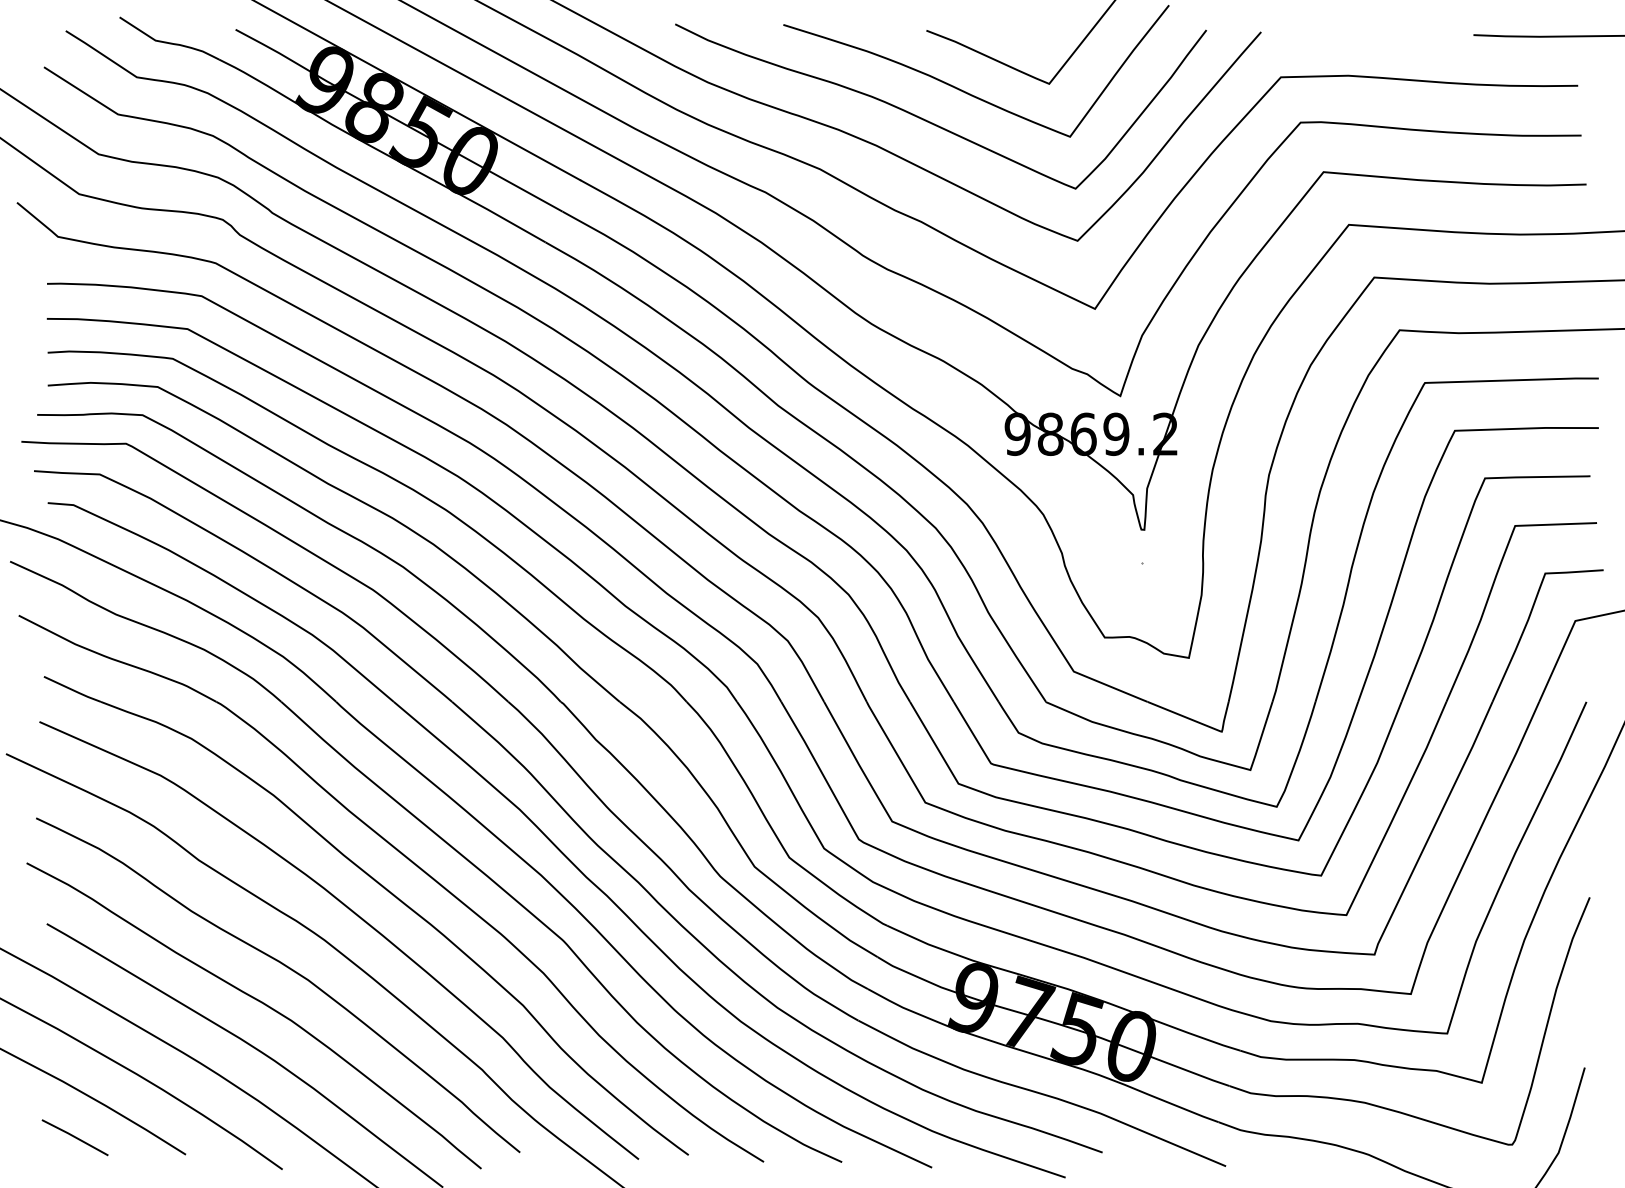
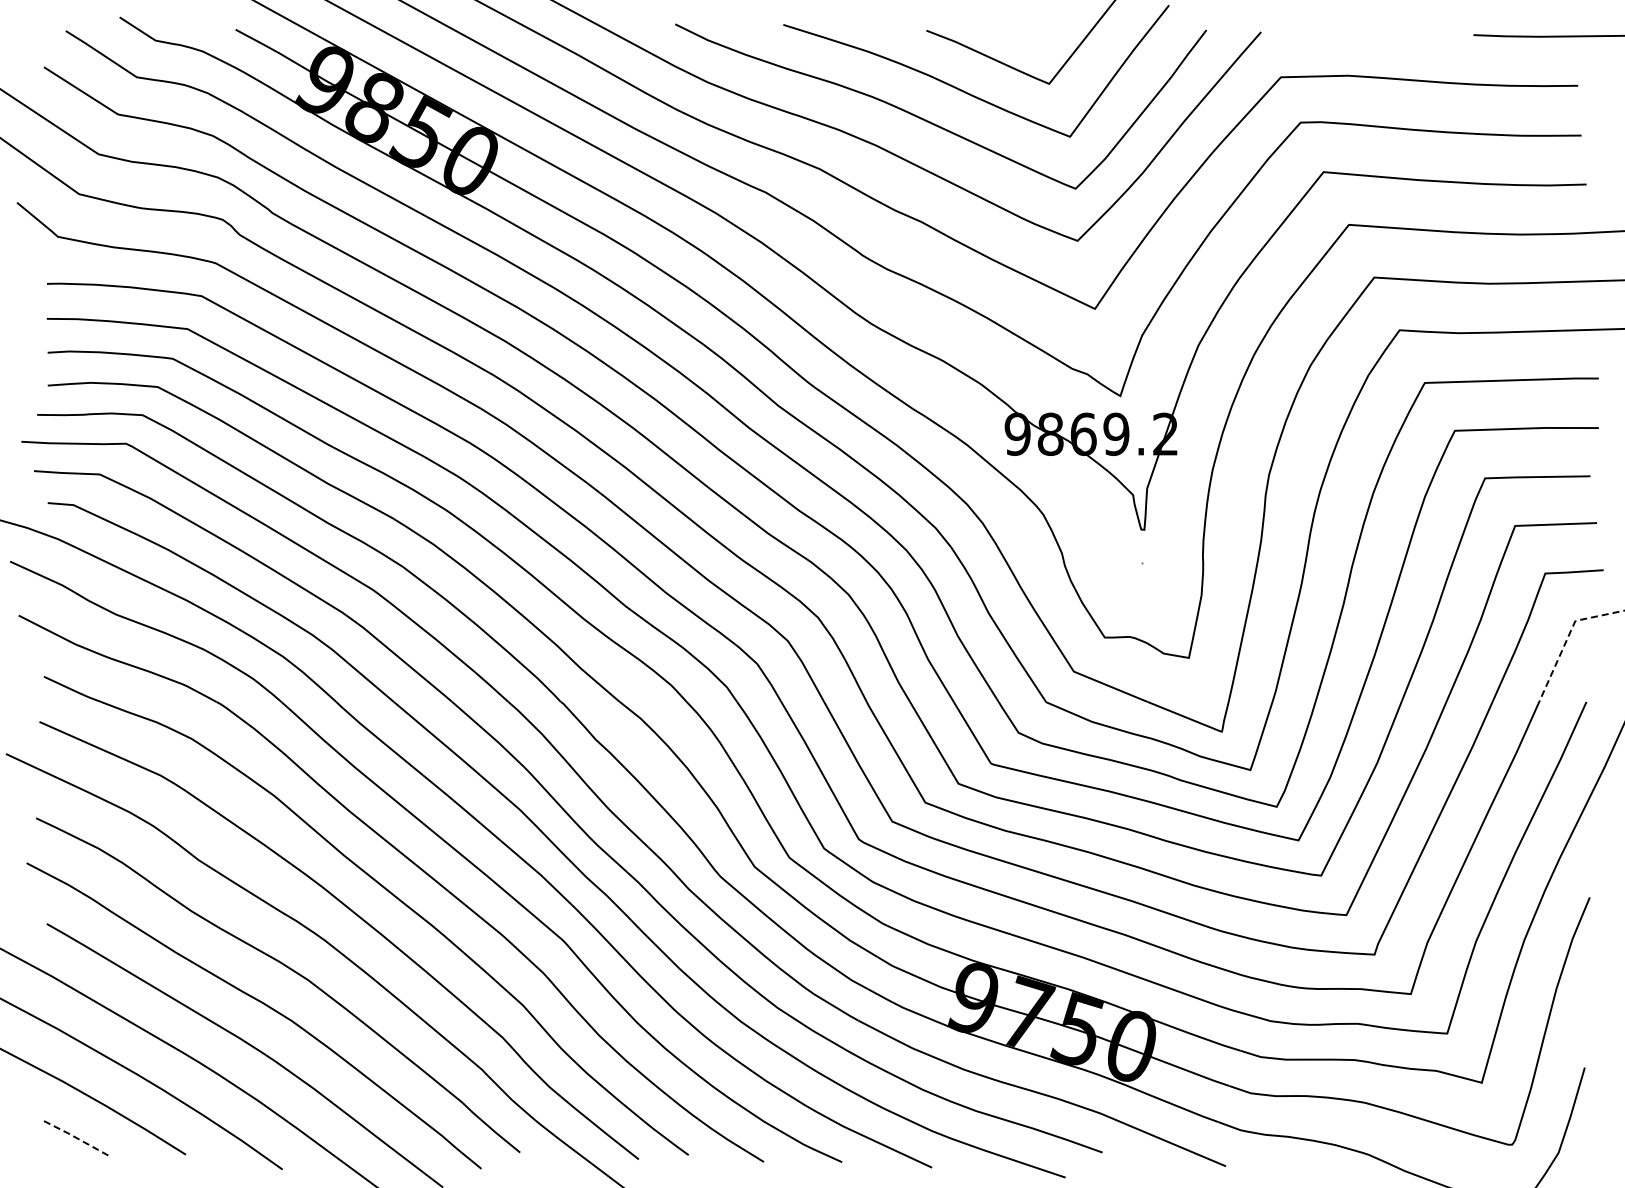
line: solid -> dashed (1567, 638)
line: solid -> dashed (75, 1137)
